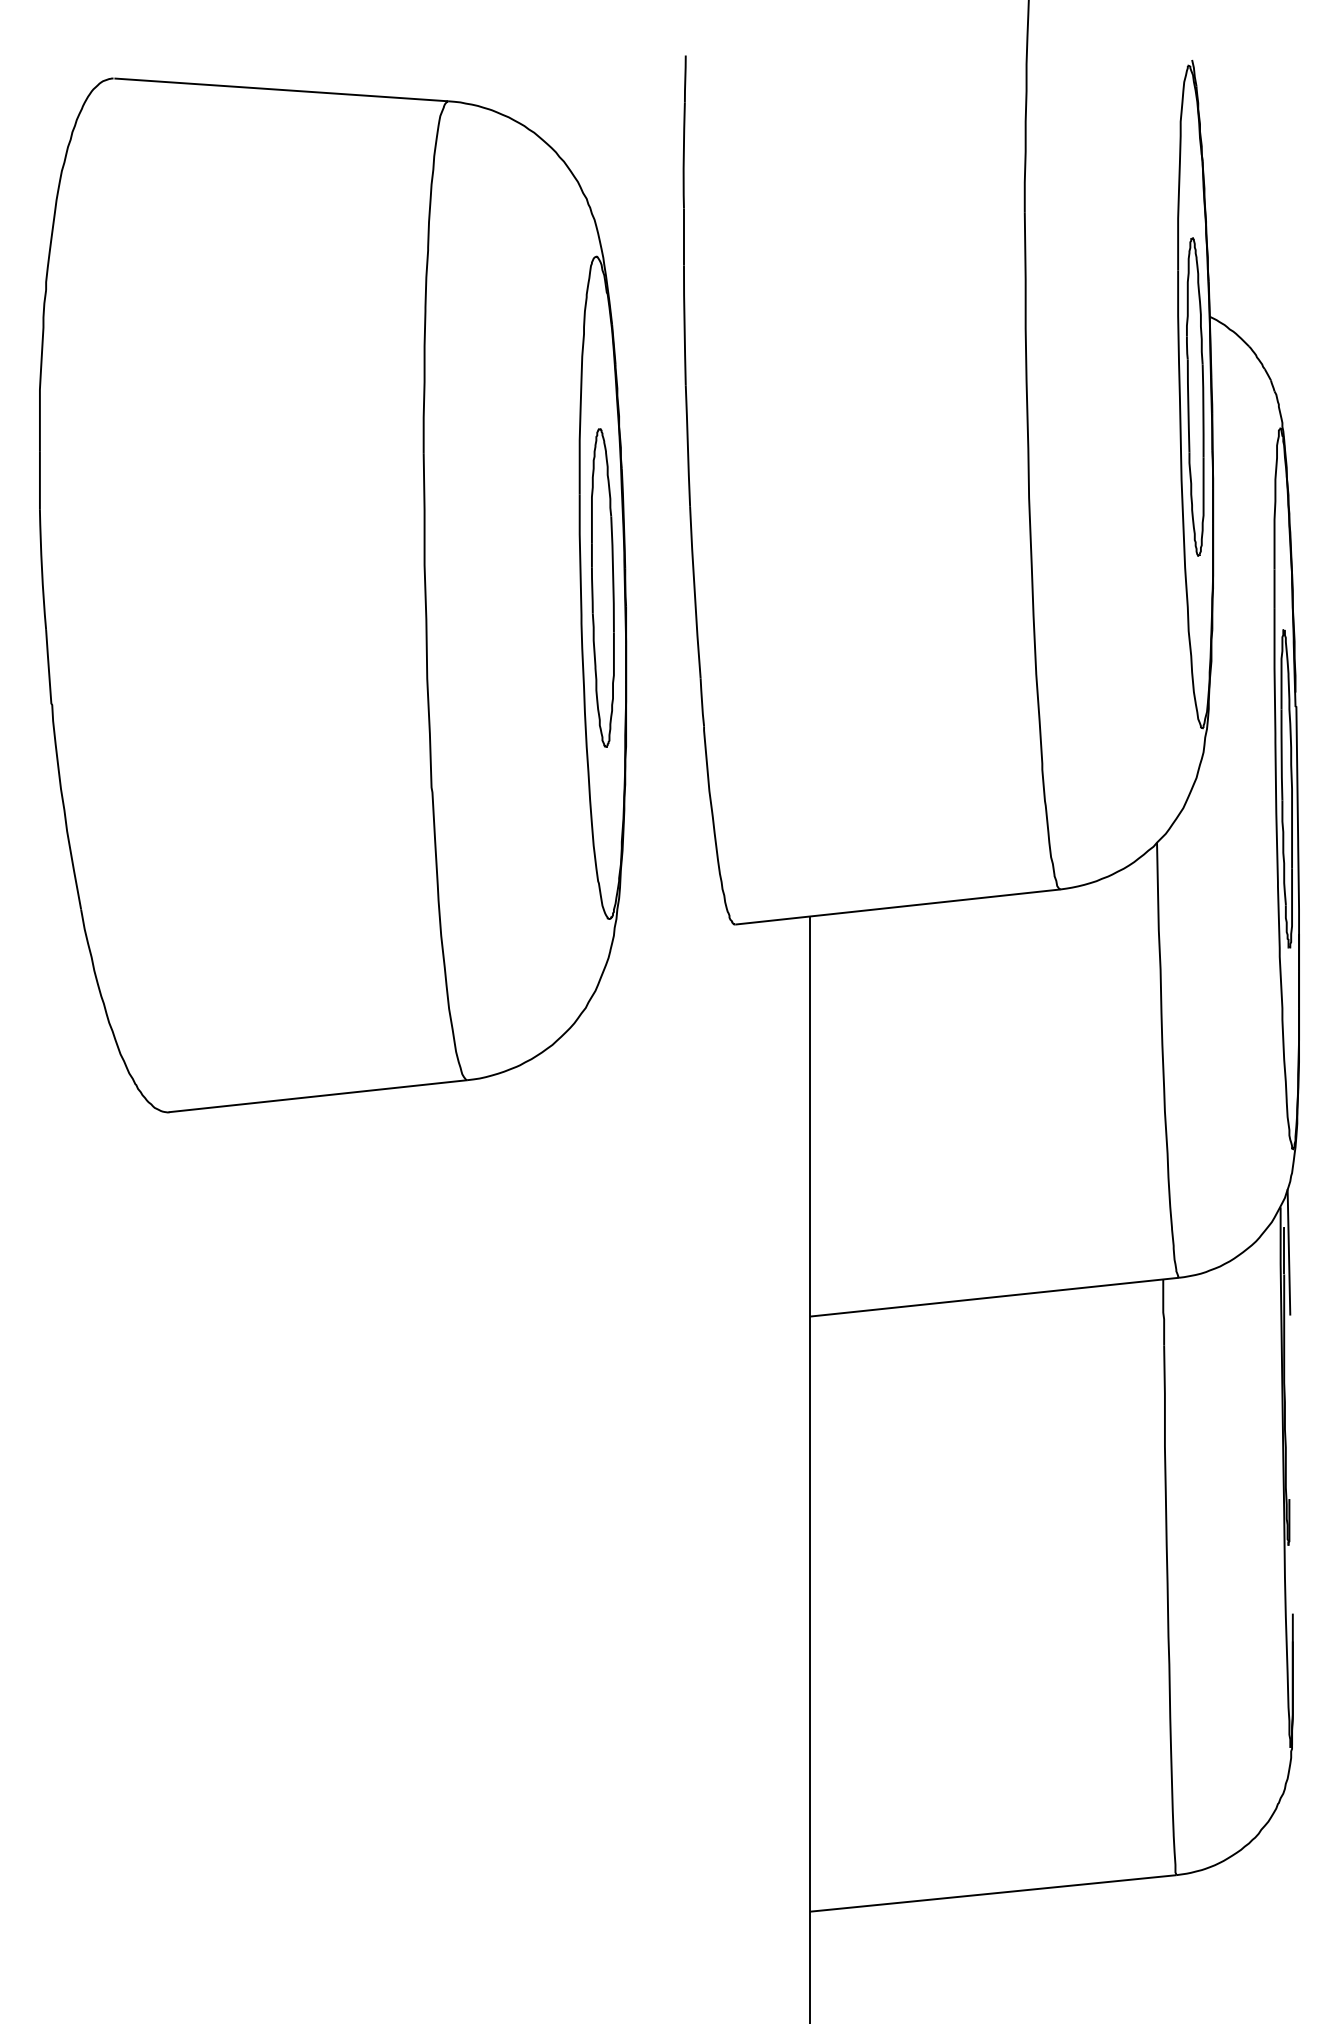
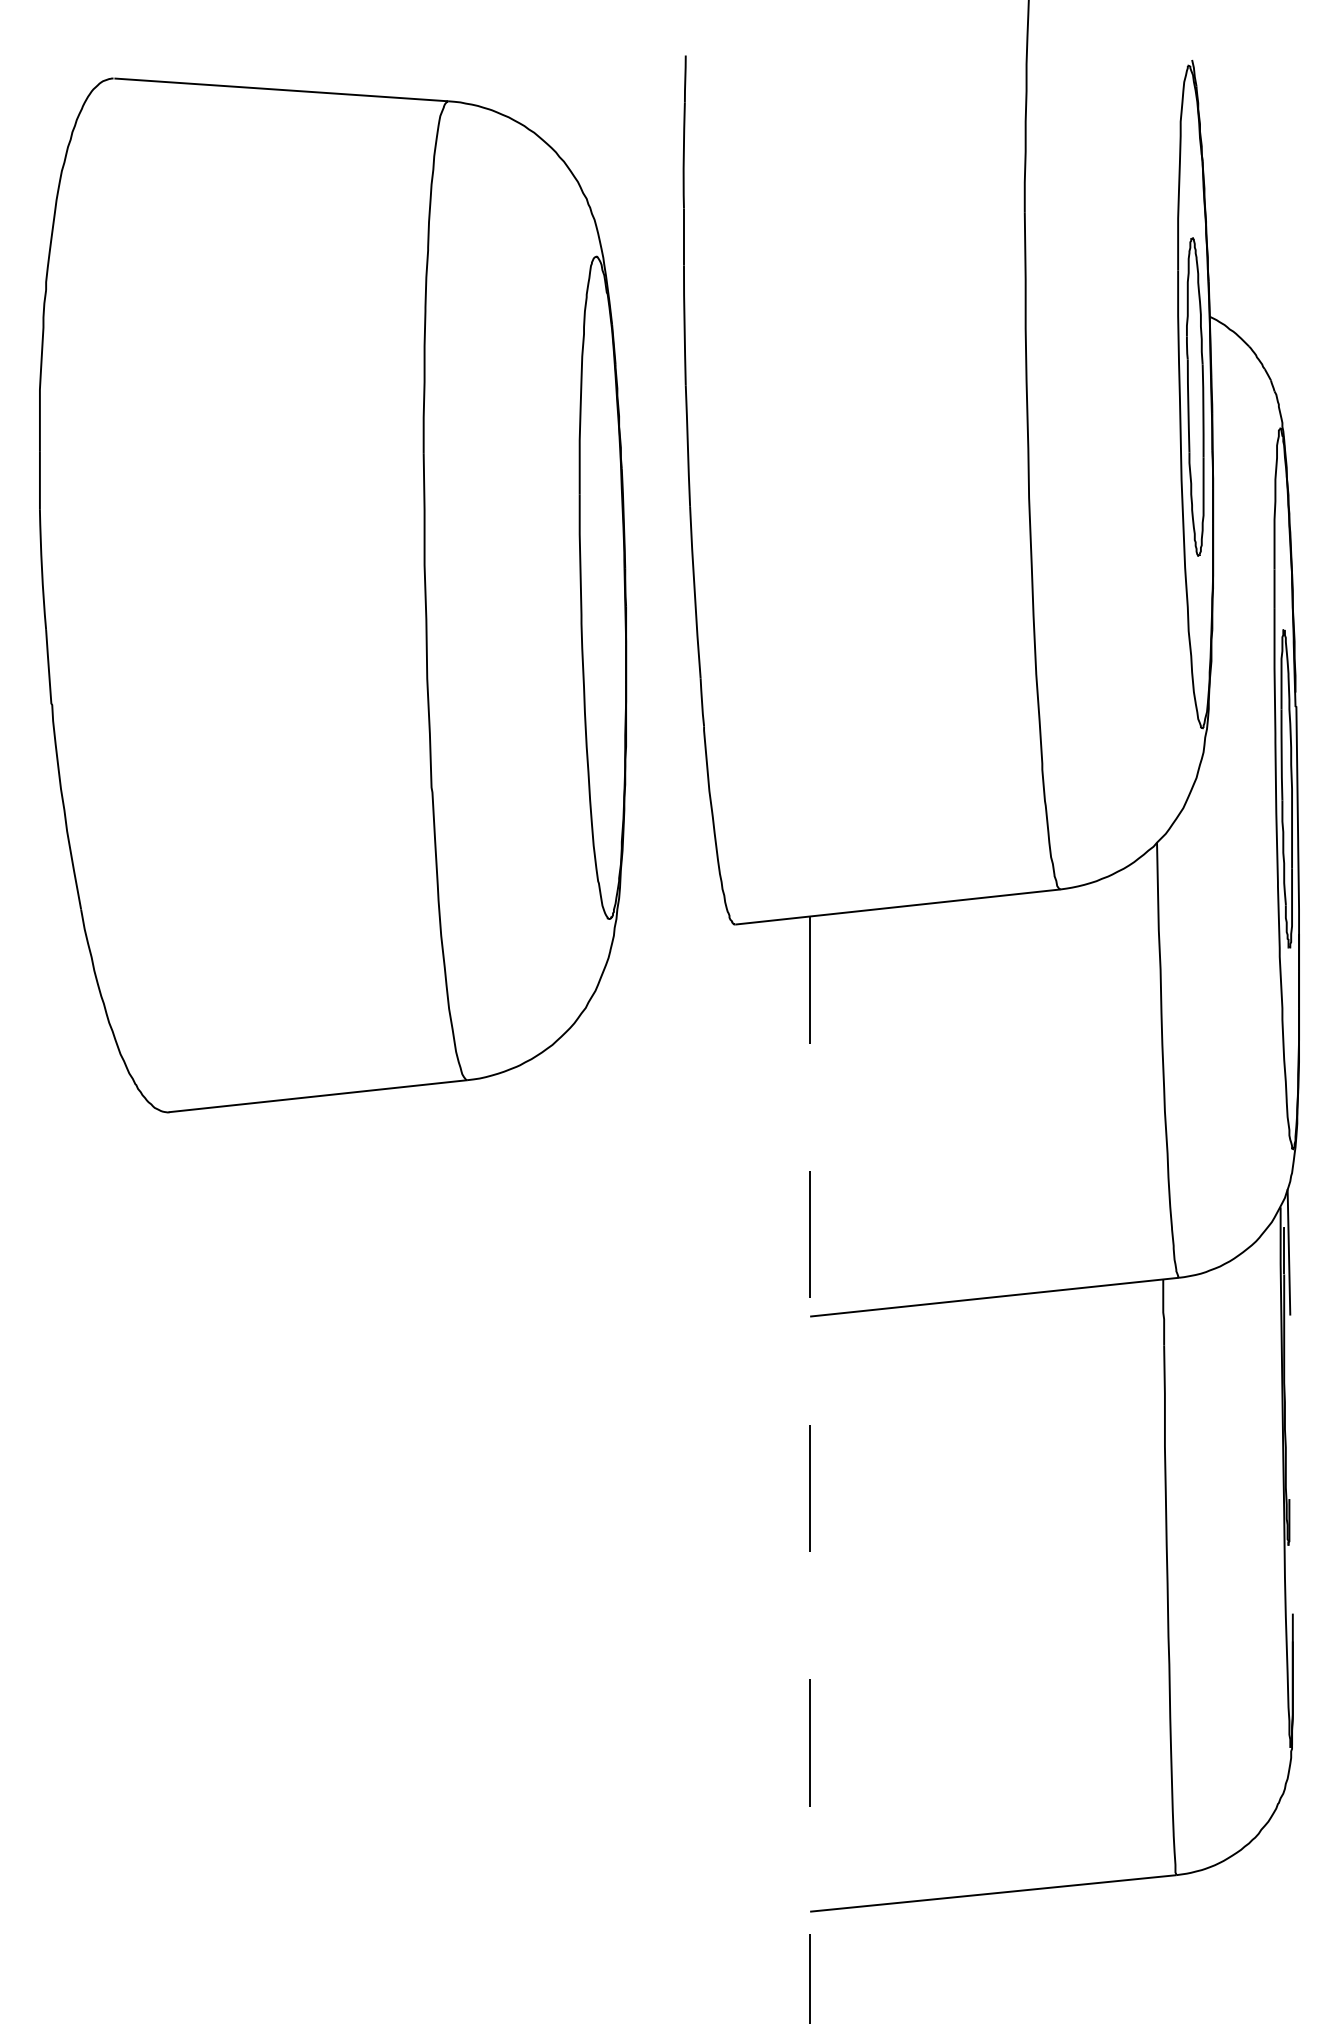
part: present -> none (602, 587)
line: solid -> dashed (810, 1470)
